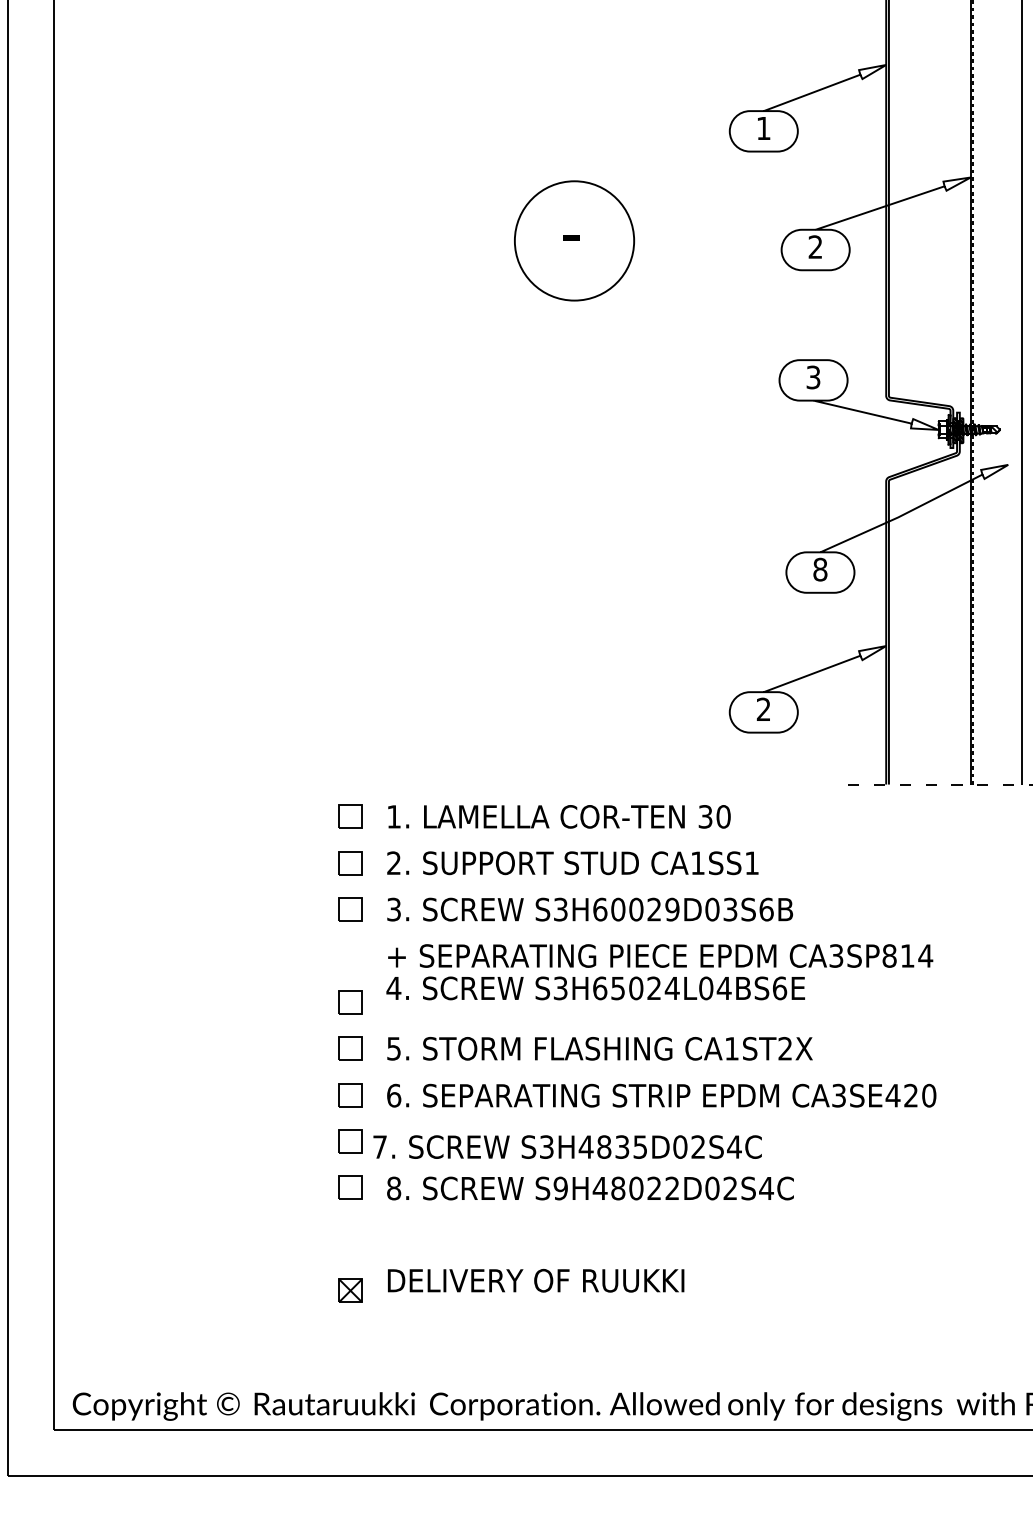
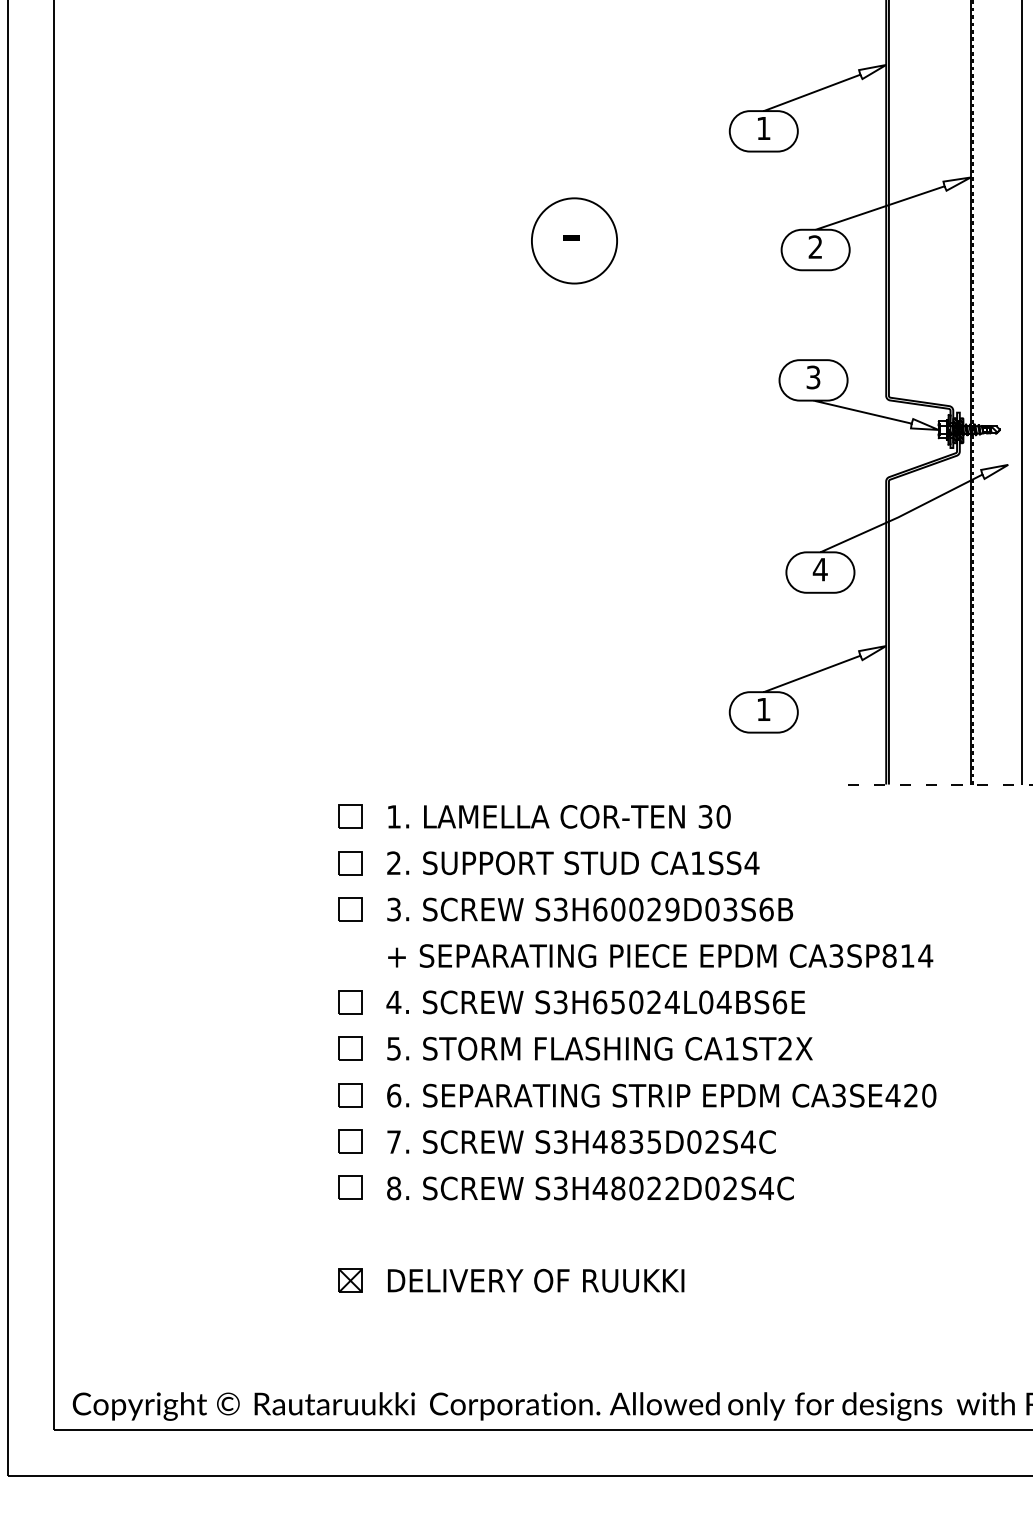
circle diameter: 119 px -> 85 px (574, 240)
text: 8 -> 4 (819, 569)
text: 2 -> 1 (763, 708)
text: CA1SS1 -> CA1SS4 (751, 862)
text position: (595, 988) -> (595, 1002) (595, 1002)
text position: (567, 1146) -> (581, 1141) (581, 1141)
text: S9H48022D02S4C -> S3H48022D02S4C (560, 1188)
part position: (350, 1290) -> (350, 1280) (350, 1280)
